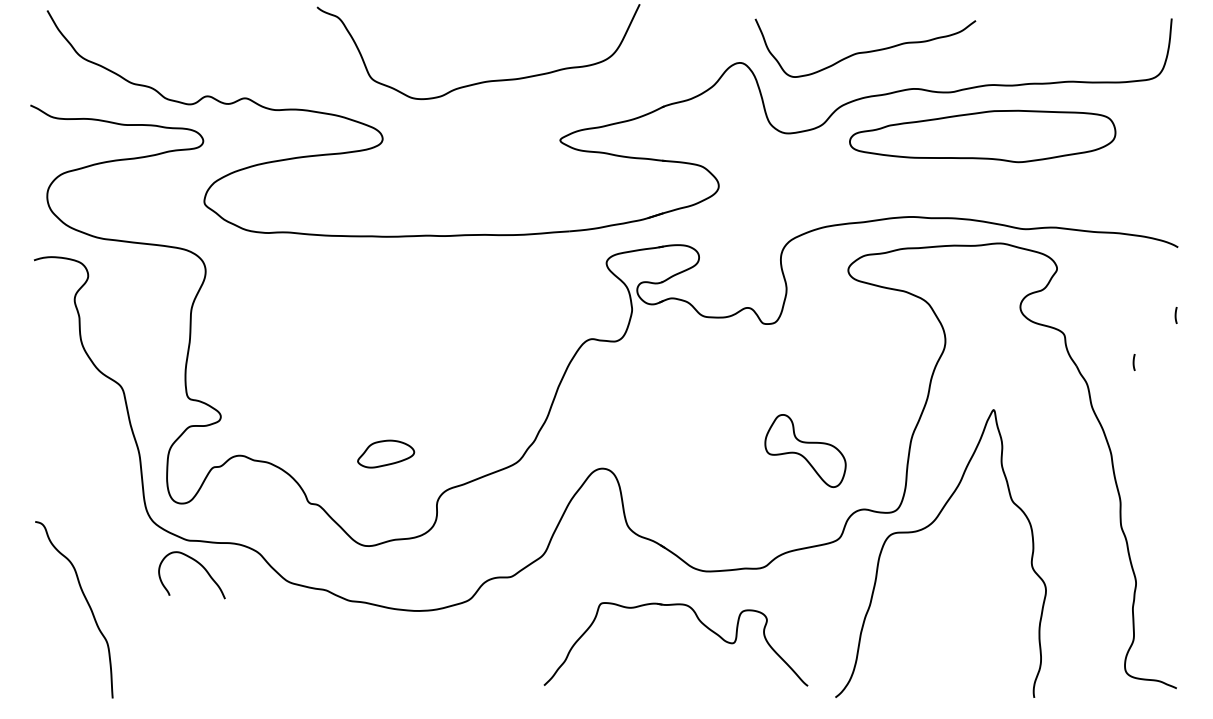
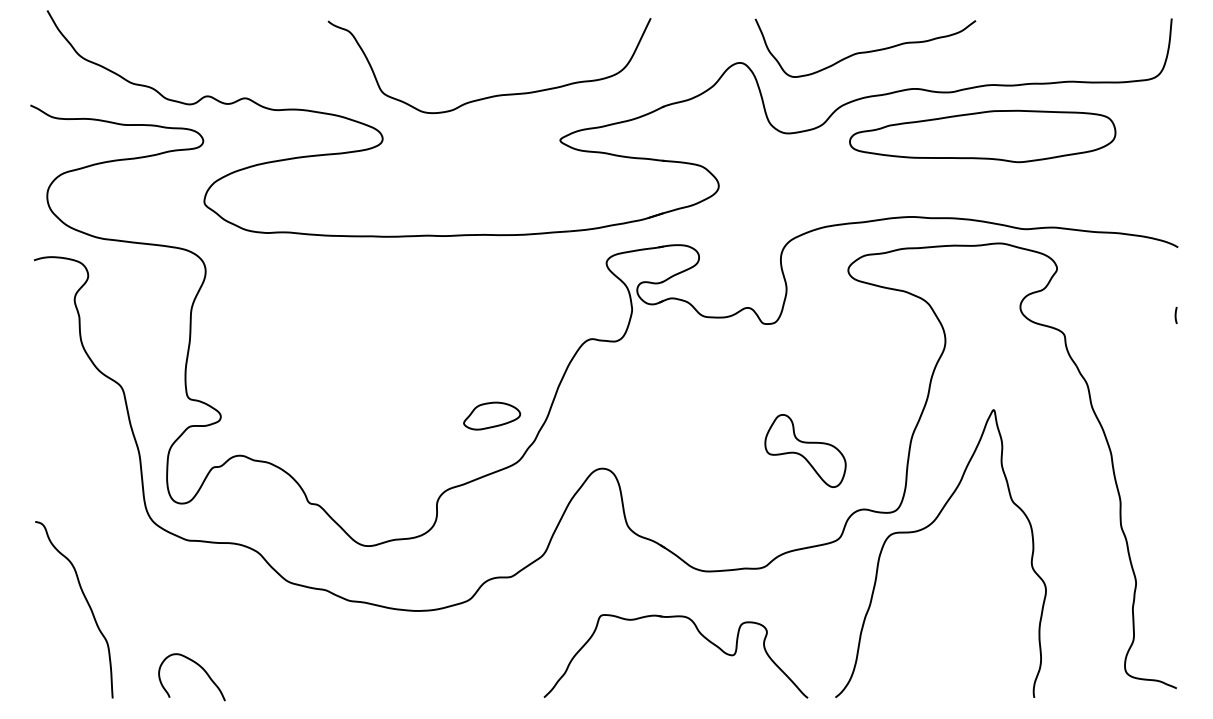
curve position: (486, 80) -> (497, 94) (497, 94)
line: present -> none (1133, 362)
part position: (386, 453) -> (492, 415) (492, 415)
curve position: (197, 563) -> (197, 665) (197, 665)
part position: (698, 620) -> (698, 632) (698, 632)
